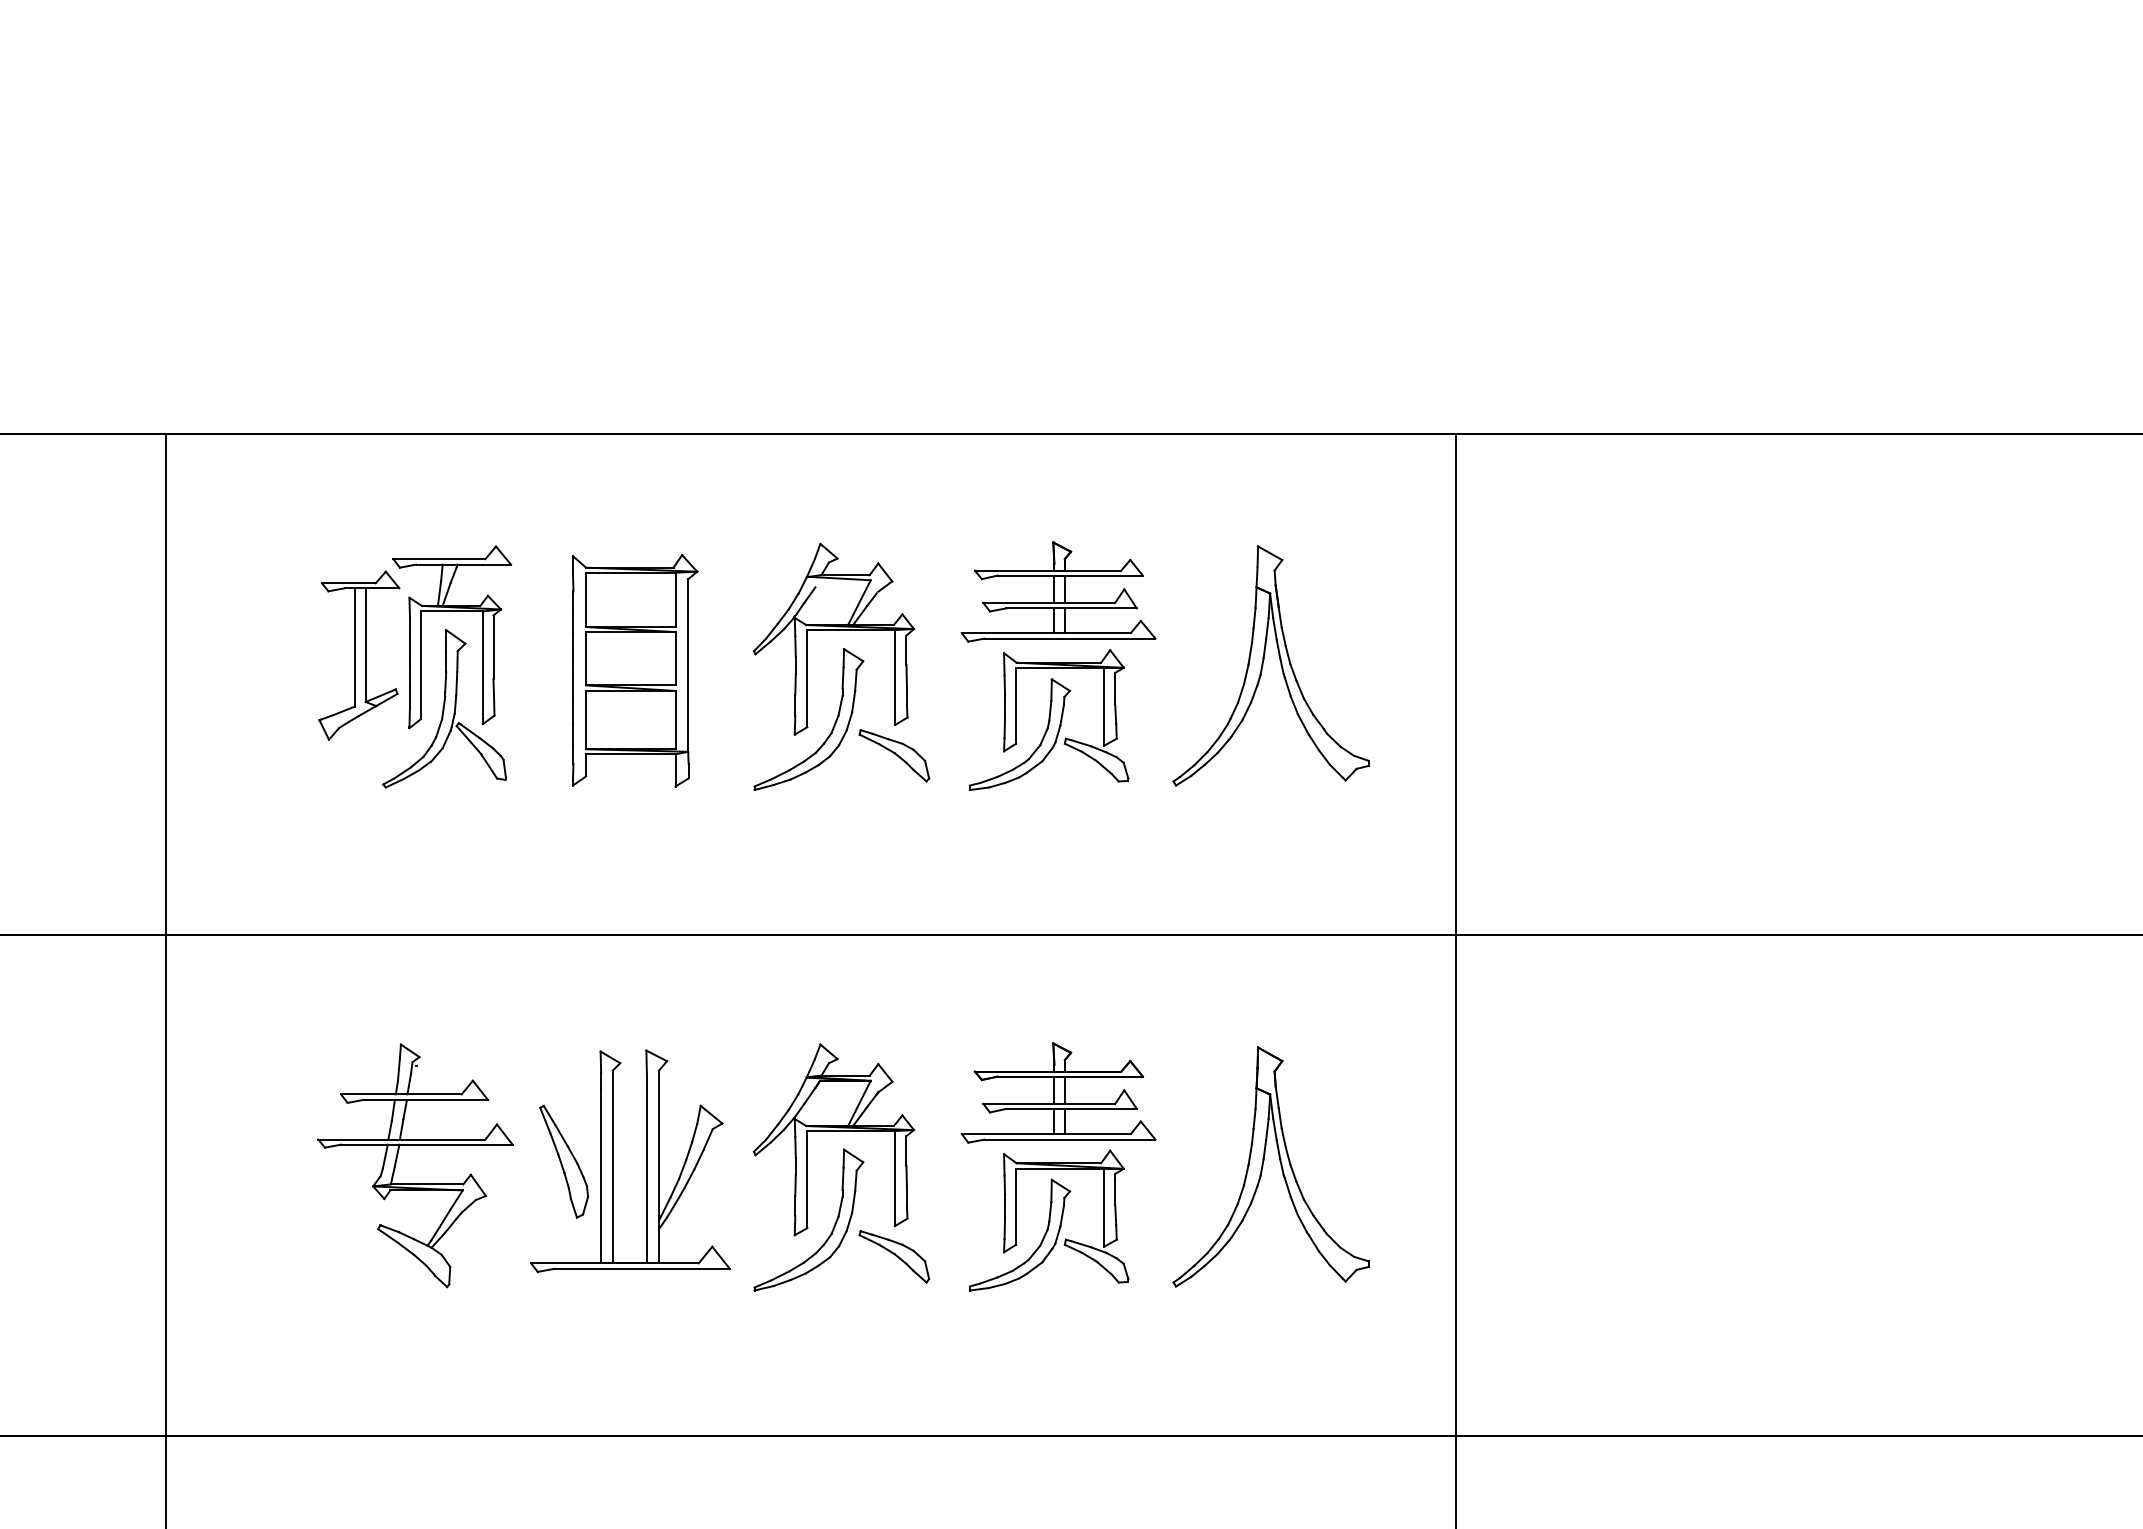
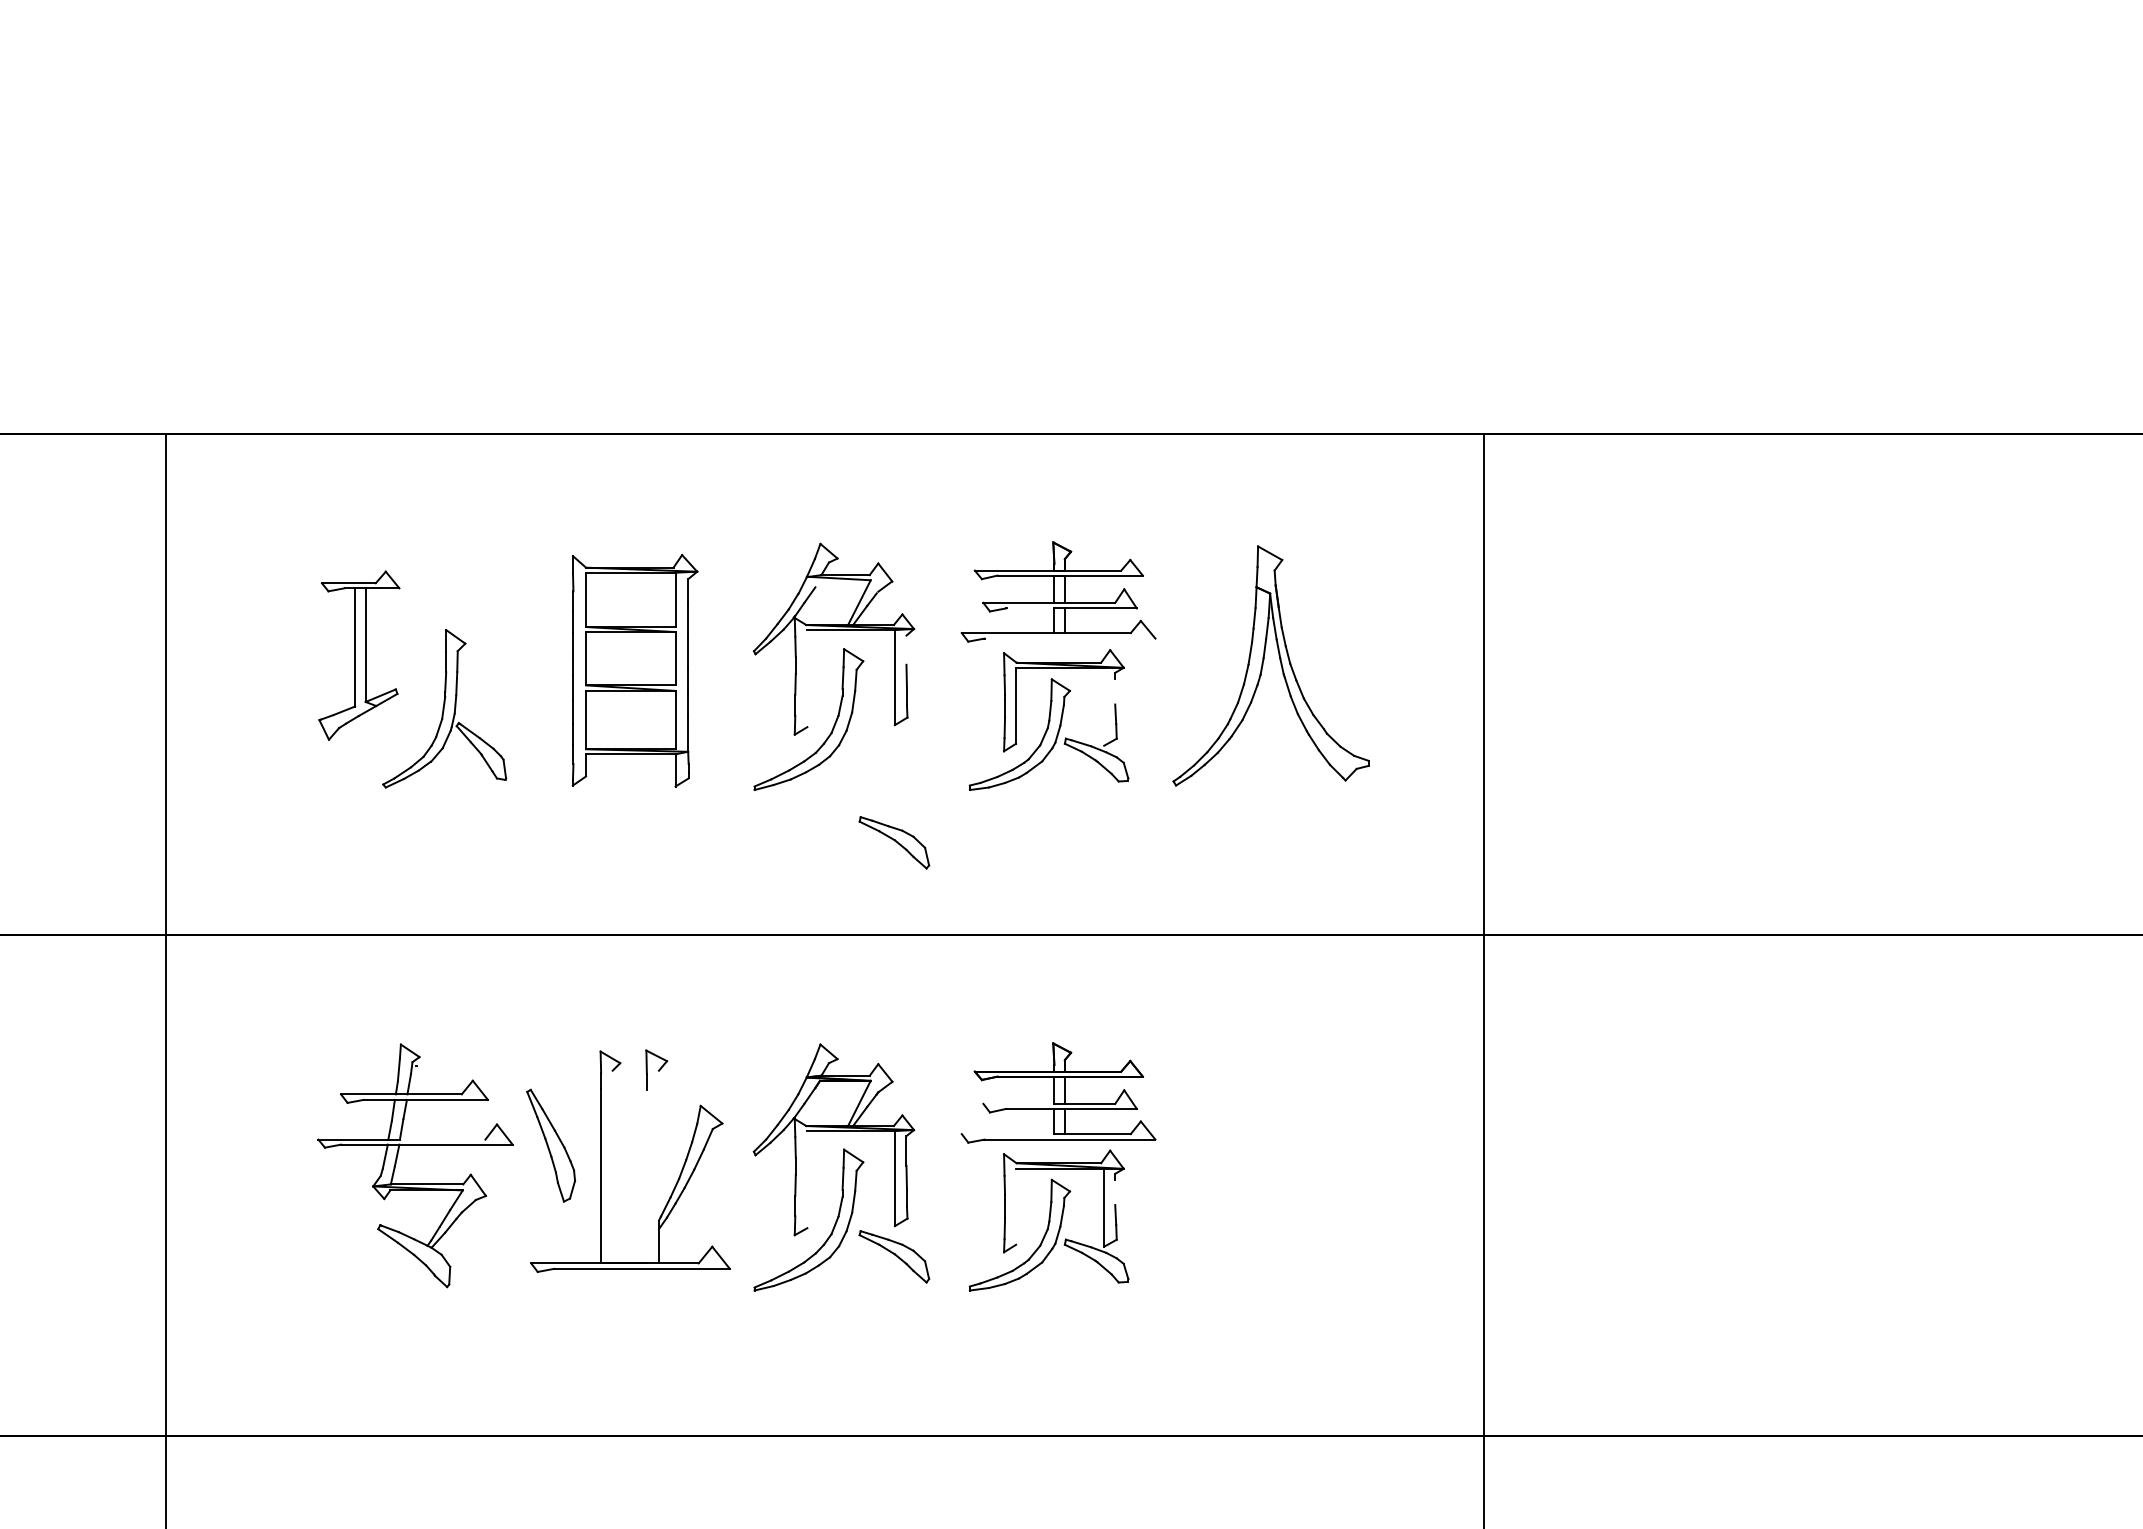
line: present -> none (1030, 608)
part: present -> none (452, 611)
line: present -> none (1069, 638)
line: present -> none (906, 650)
line: present -> none (807, 678)
line: present -> none (1115, 691)
line: present -> none (1104, 706)
part position: (894, 755) -> (894, 842) (894, 842)
line position: (1455, 979) -> (1483, 979) (1483, 979)
line: present -> none (1018, 1103)
line: present -> none (1007, 1134)
line: present -> none (442, 1139)
line: present -> none (658, 1145)
part position: (563, 1161) -> (550, 1145) (550, 1145)
line: present -> none (612, 1166)
part: present -> none (1263, 1166)
line: present -> none (646, 1176)
line: present -> none (807, 1179)
line: present -> none (1115, 1192)
line: present -> none (1016, 1206)
